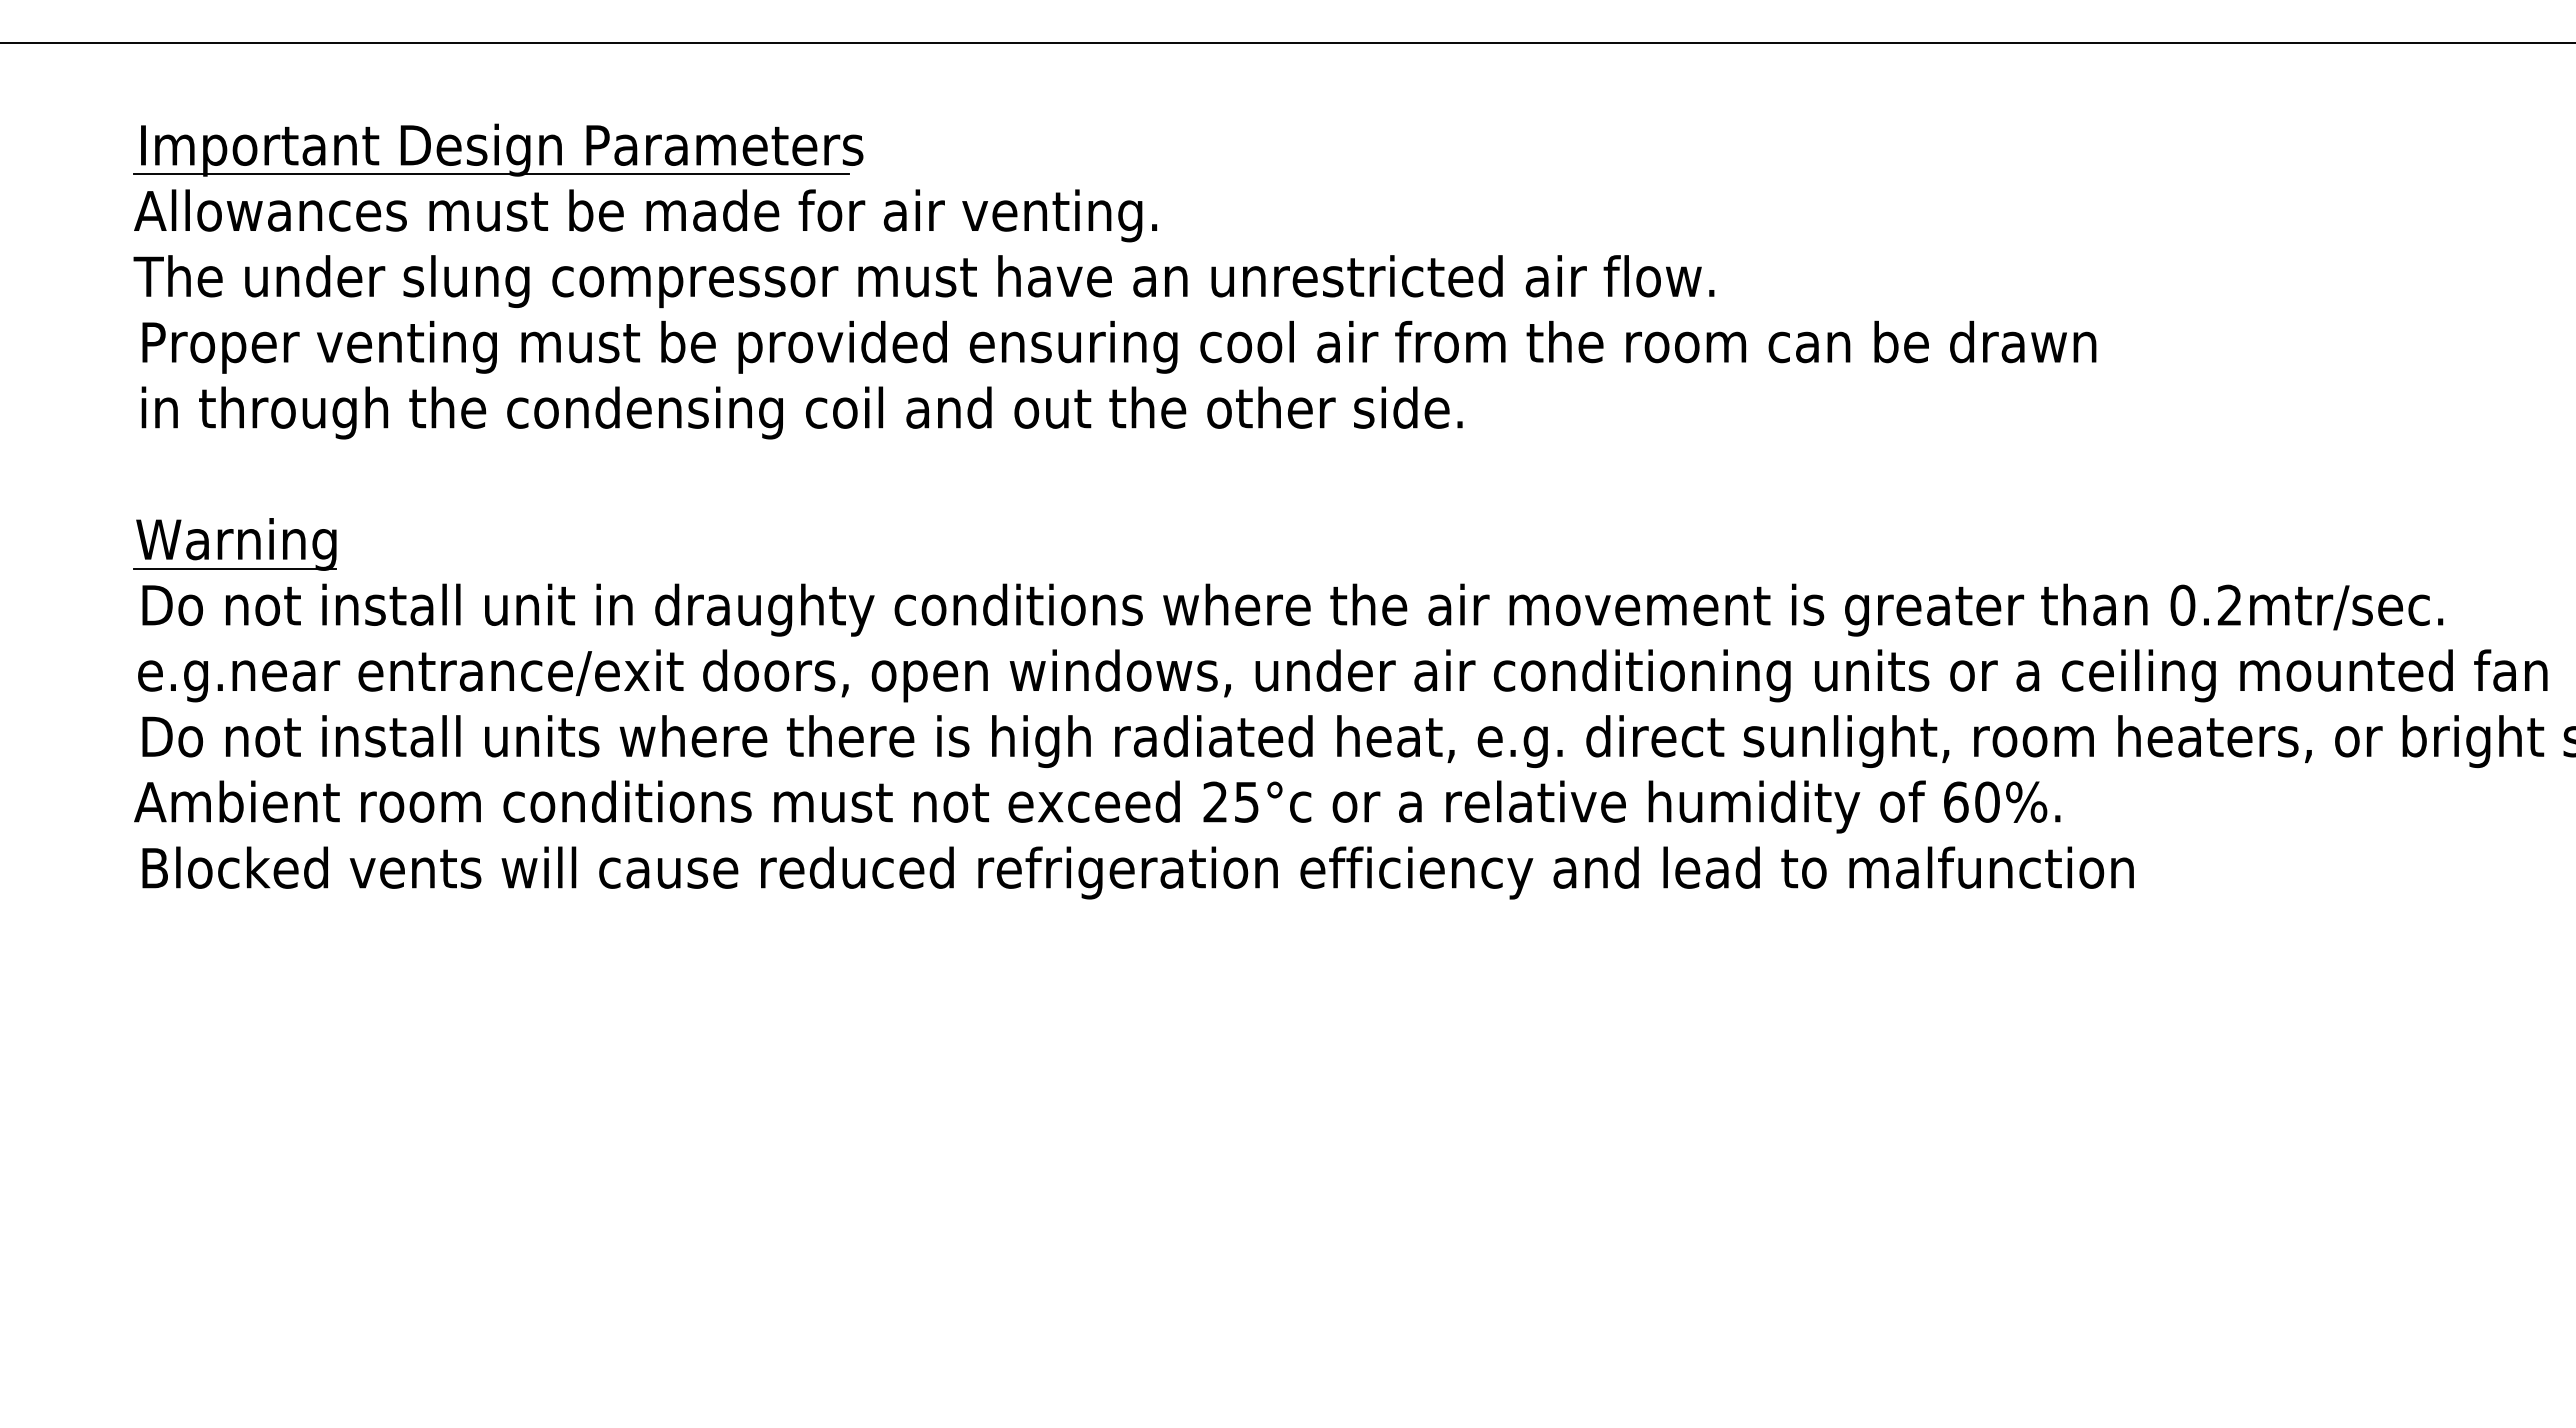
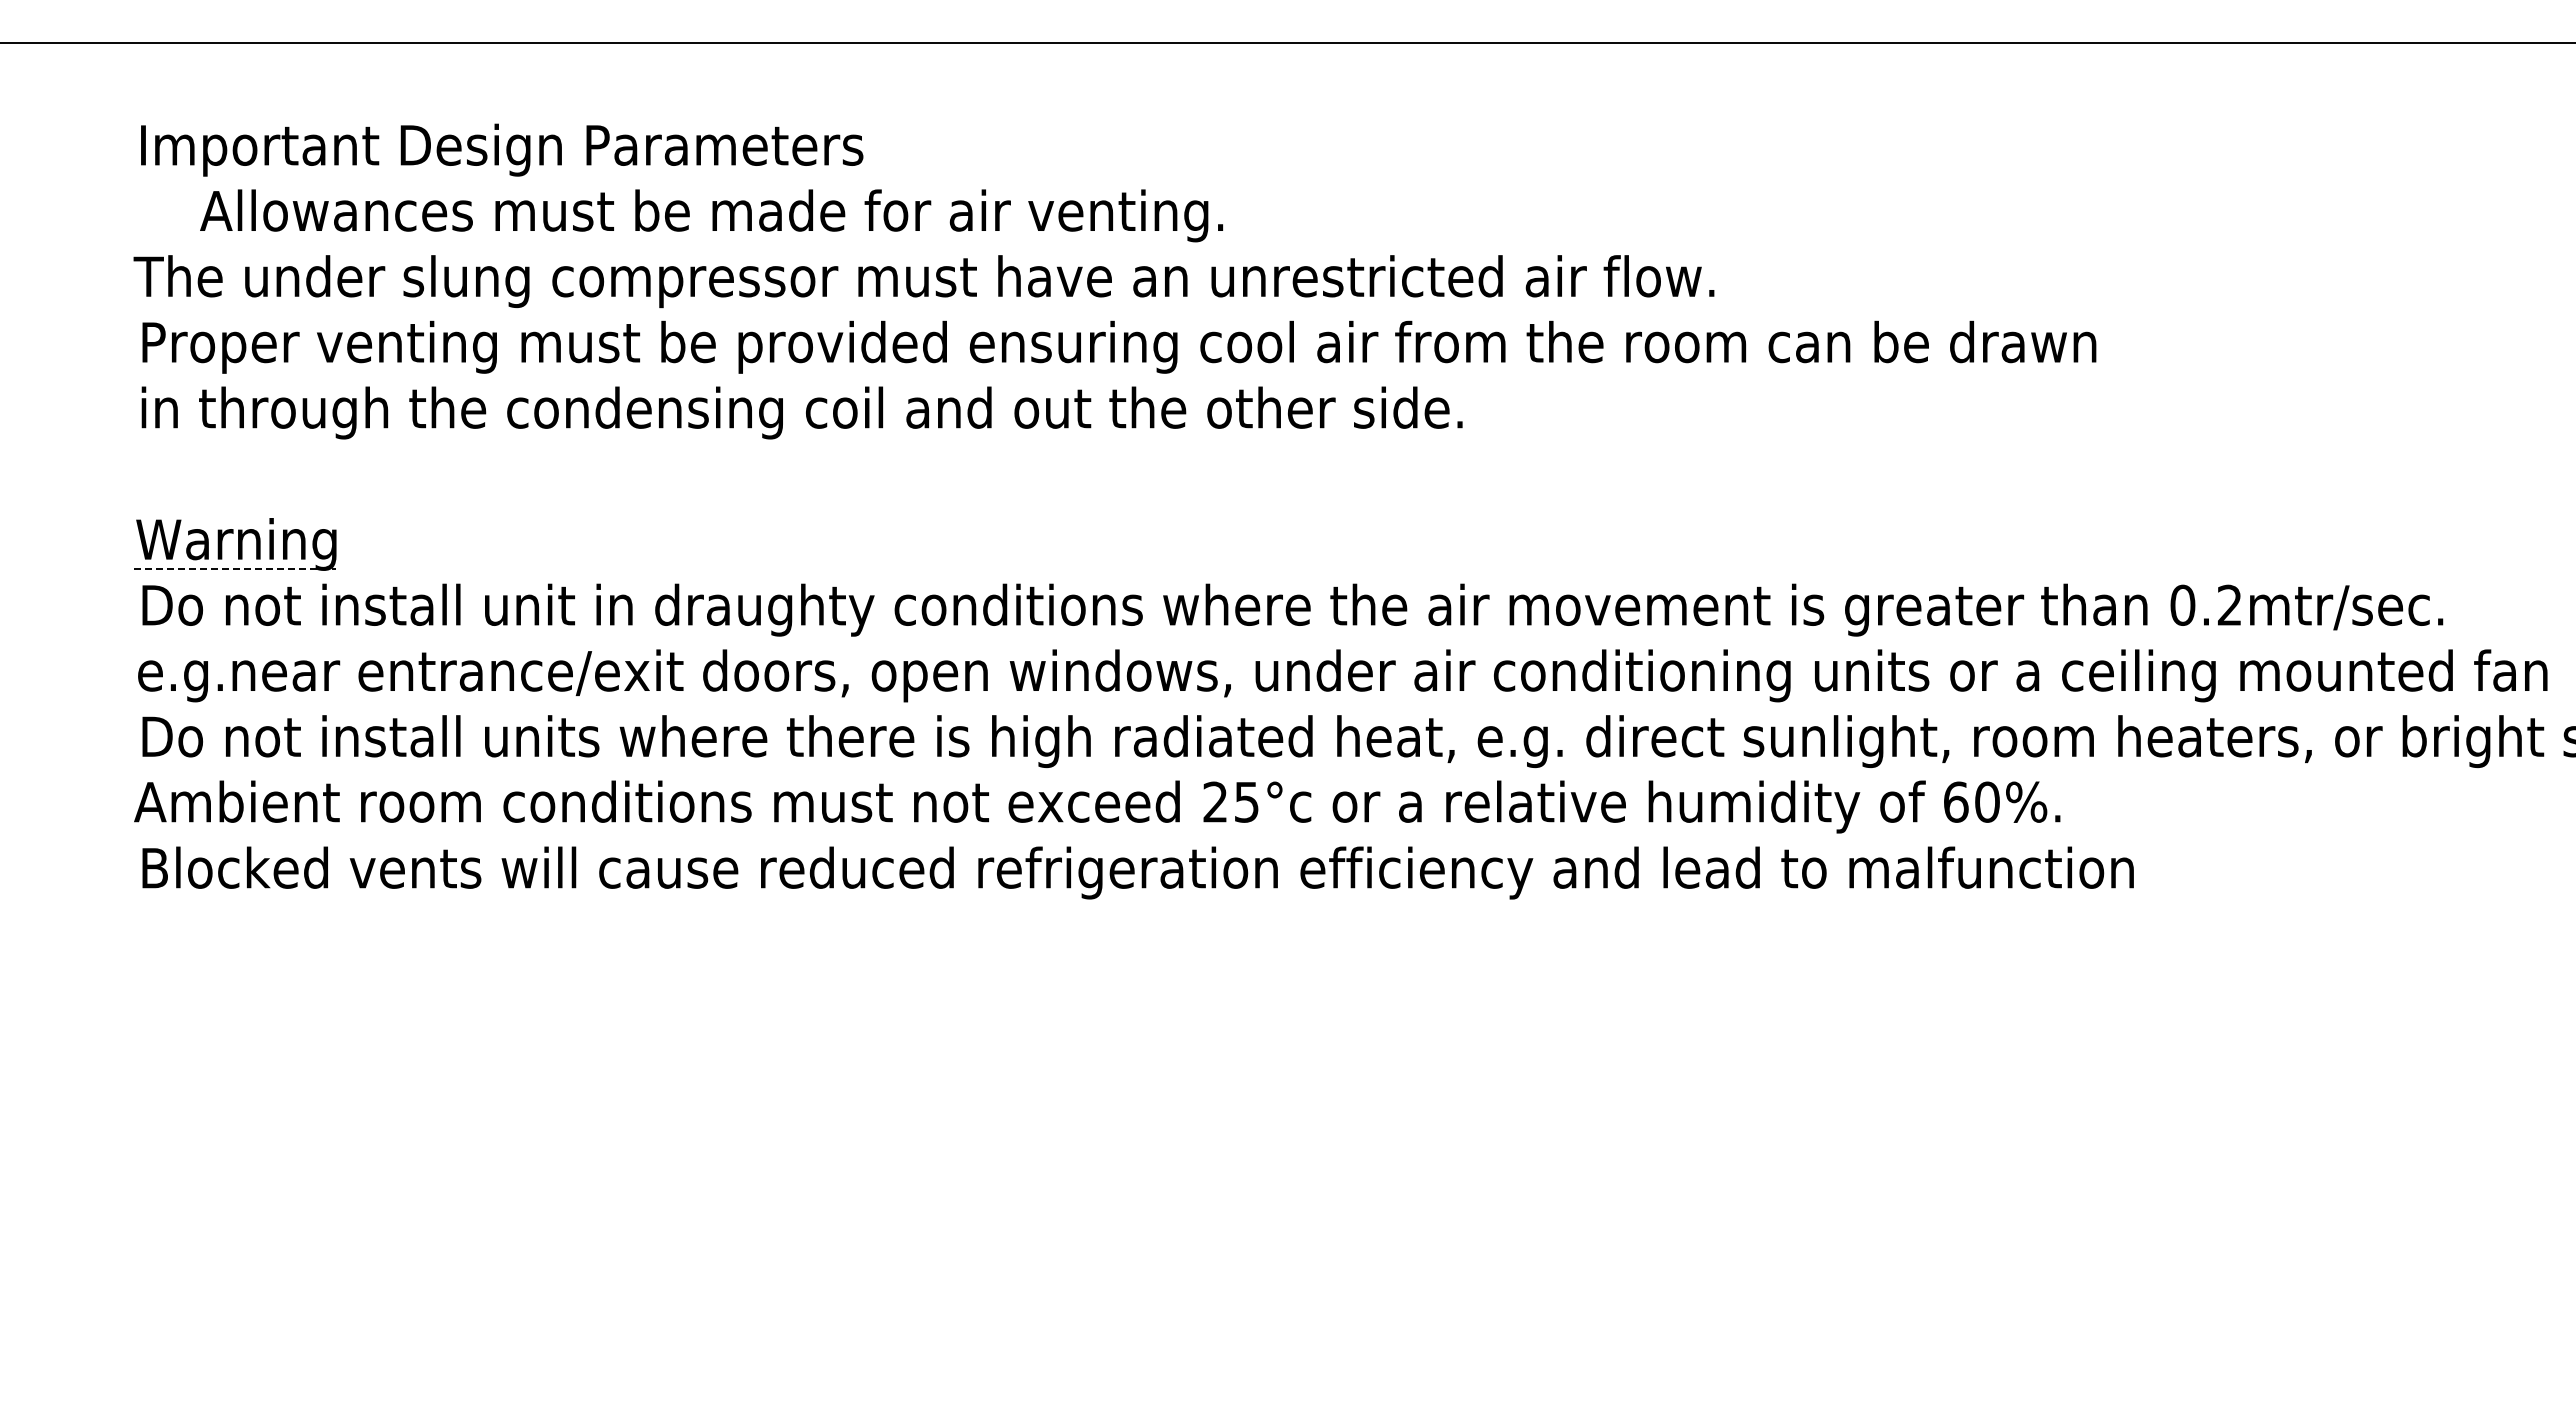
line: present -> none (490, 174)
text position: (645, 215) -> (711, 215) (711, 215)
line: solid -> dashed (235, 568)
